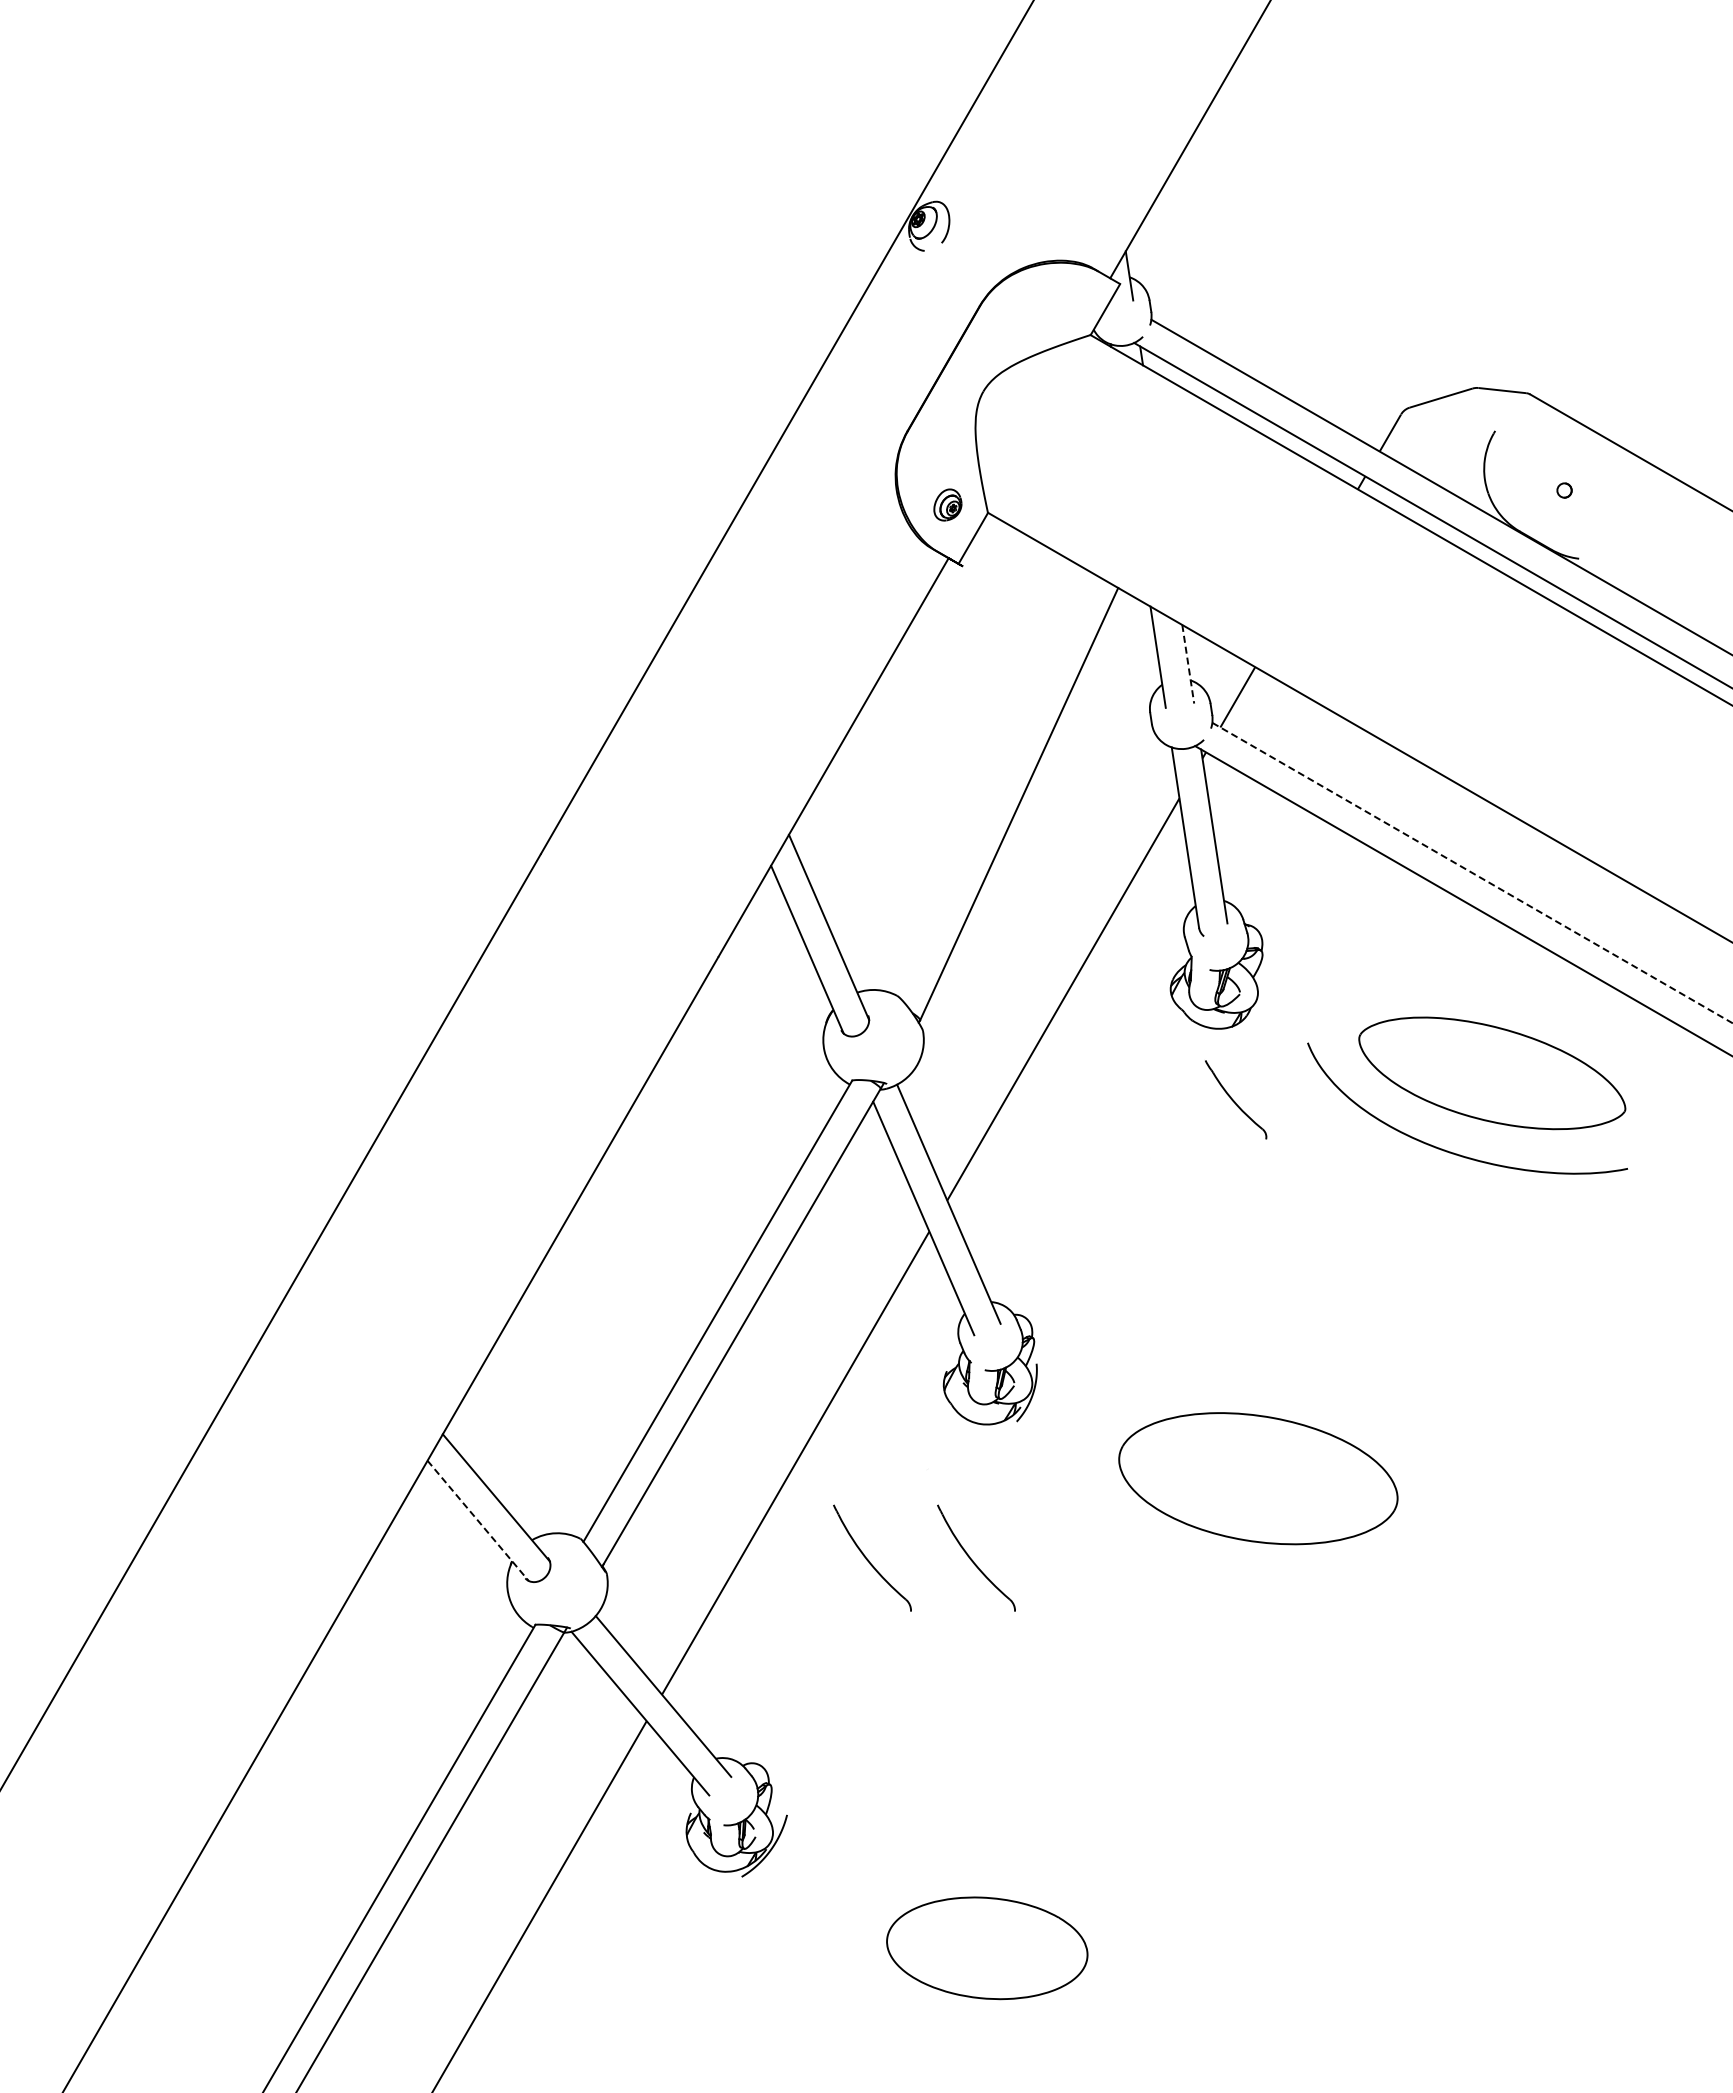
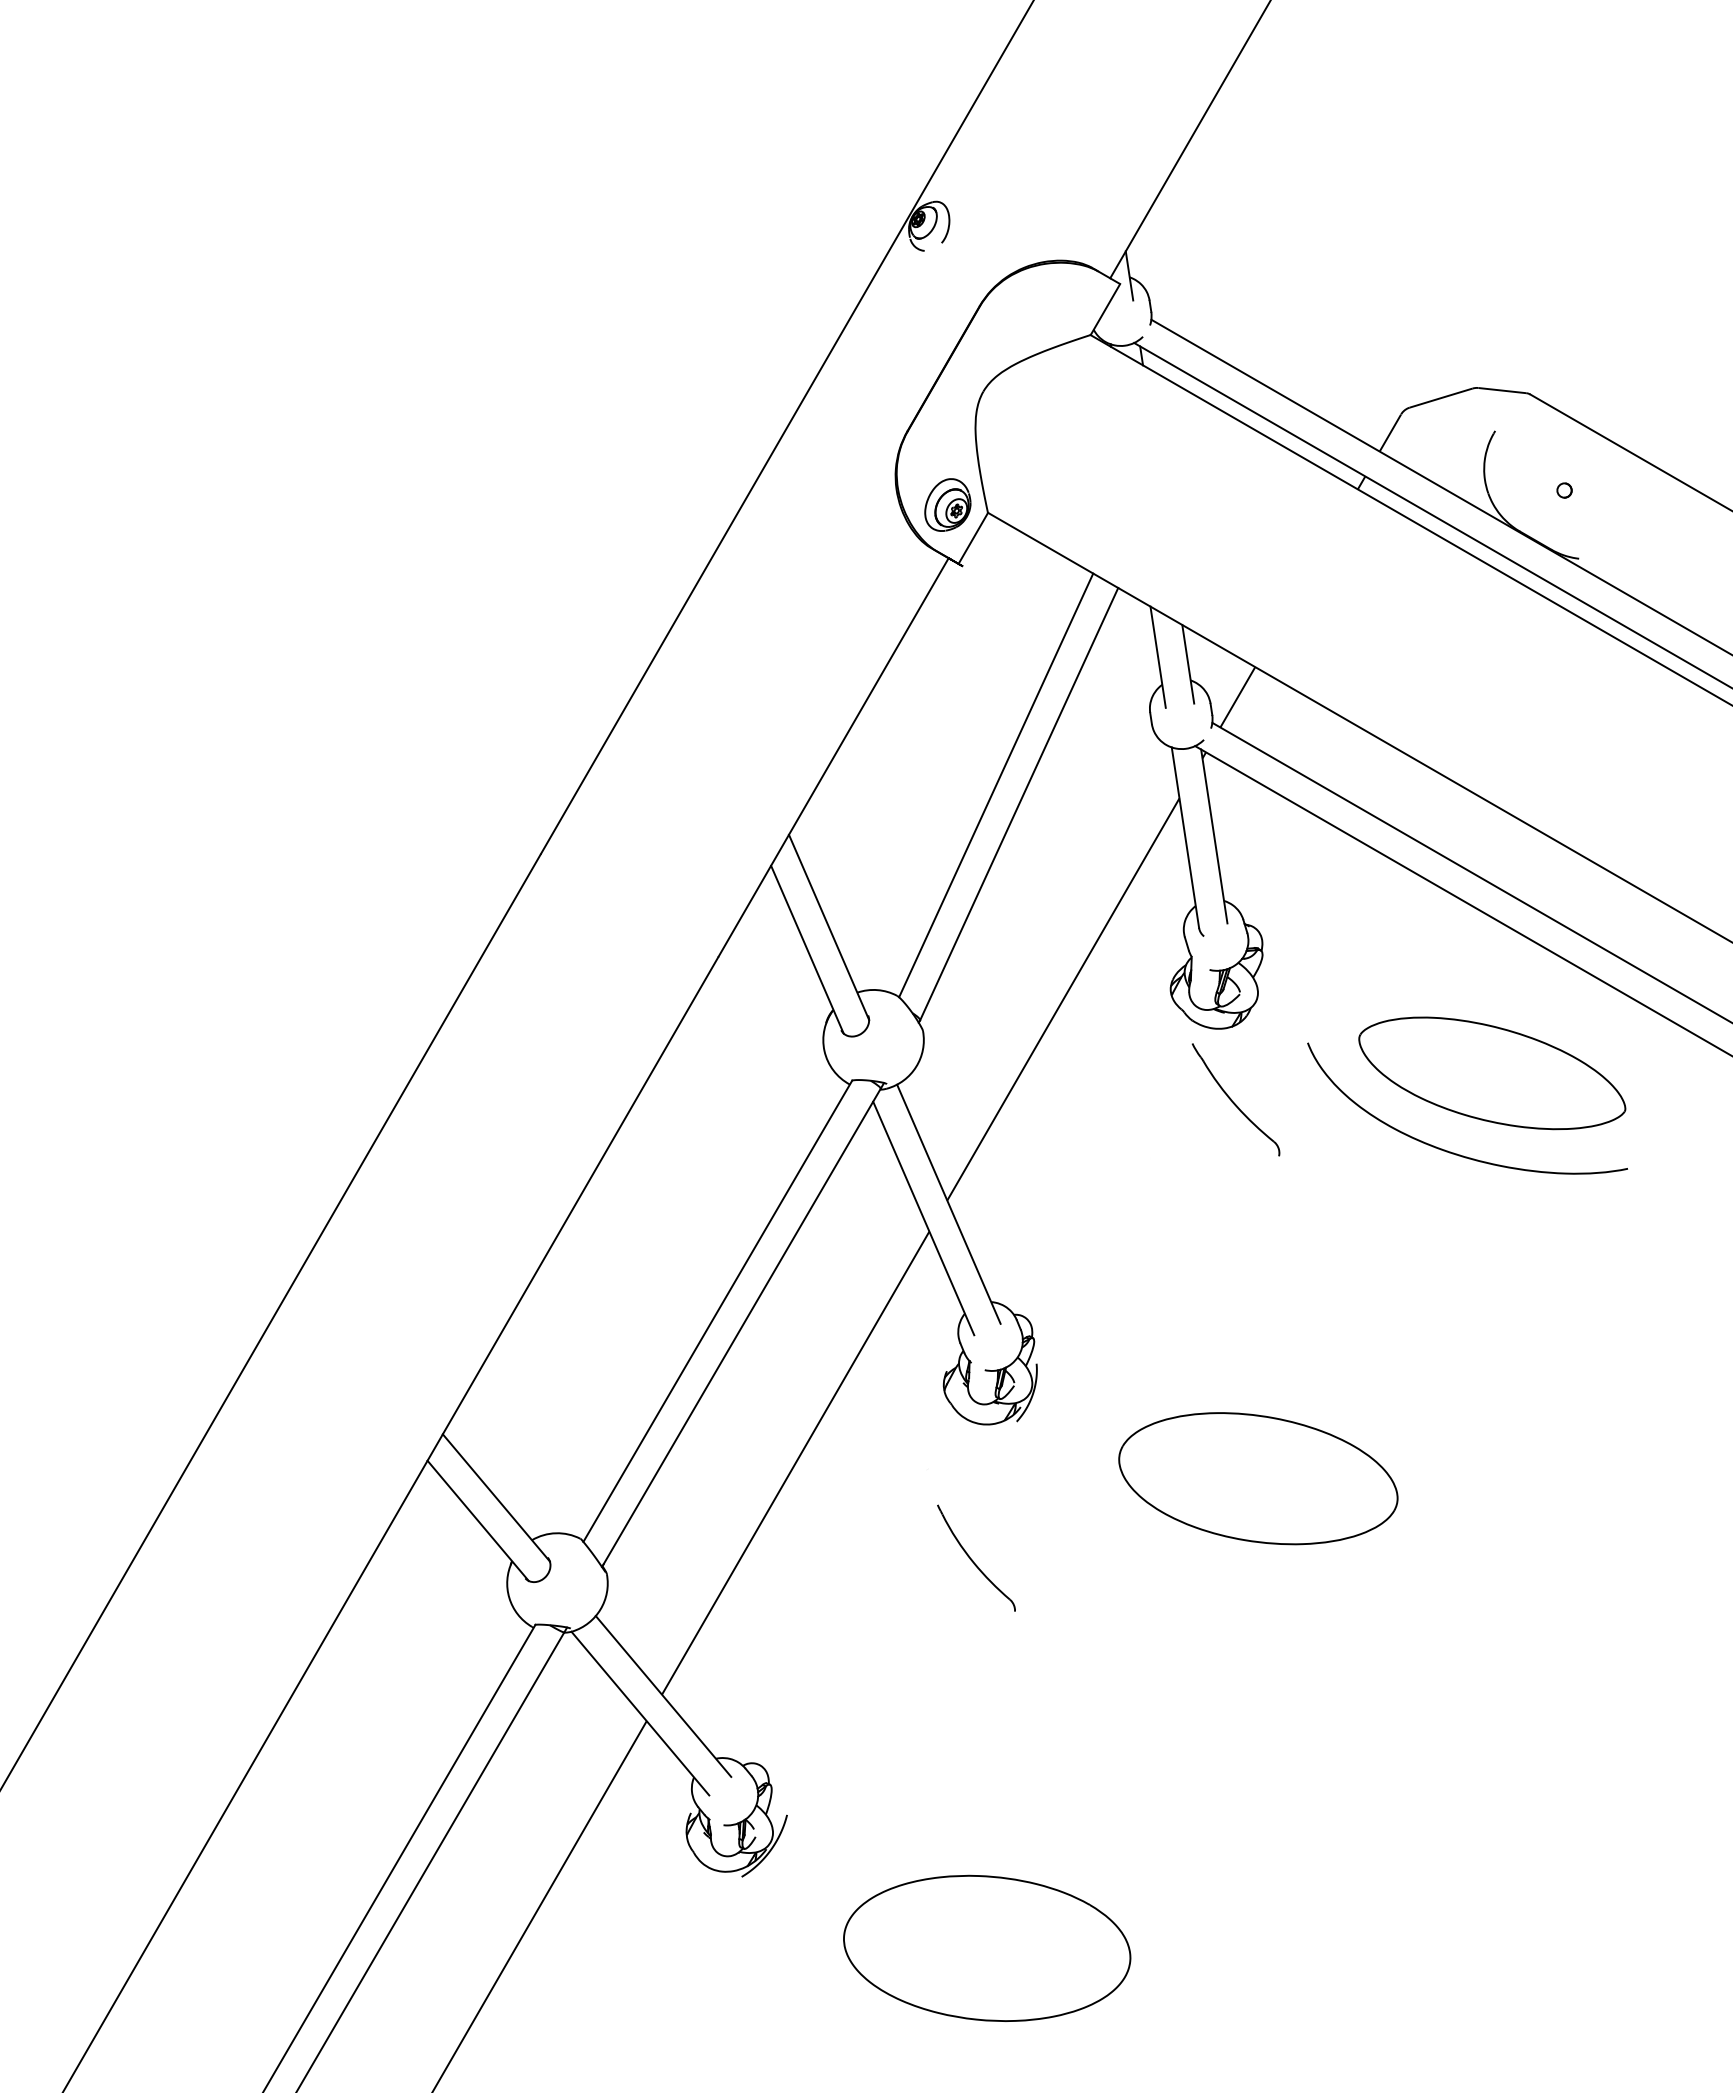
part size: 30x34 px -> 48x54 px (947, 504)
line: dashed -> solid (1188, 664)
line: none -> present (996, 785)
line: dashed -> solid (1472, 873)
part size: 63x80 px -> 90x114 px (1235, 1099)
line: dashed -> solid (478, 1520)
part: present -> none (872, 1557)
part size: 203x105 px -> 289x148 px (987, 1947)
